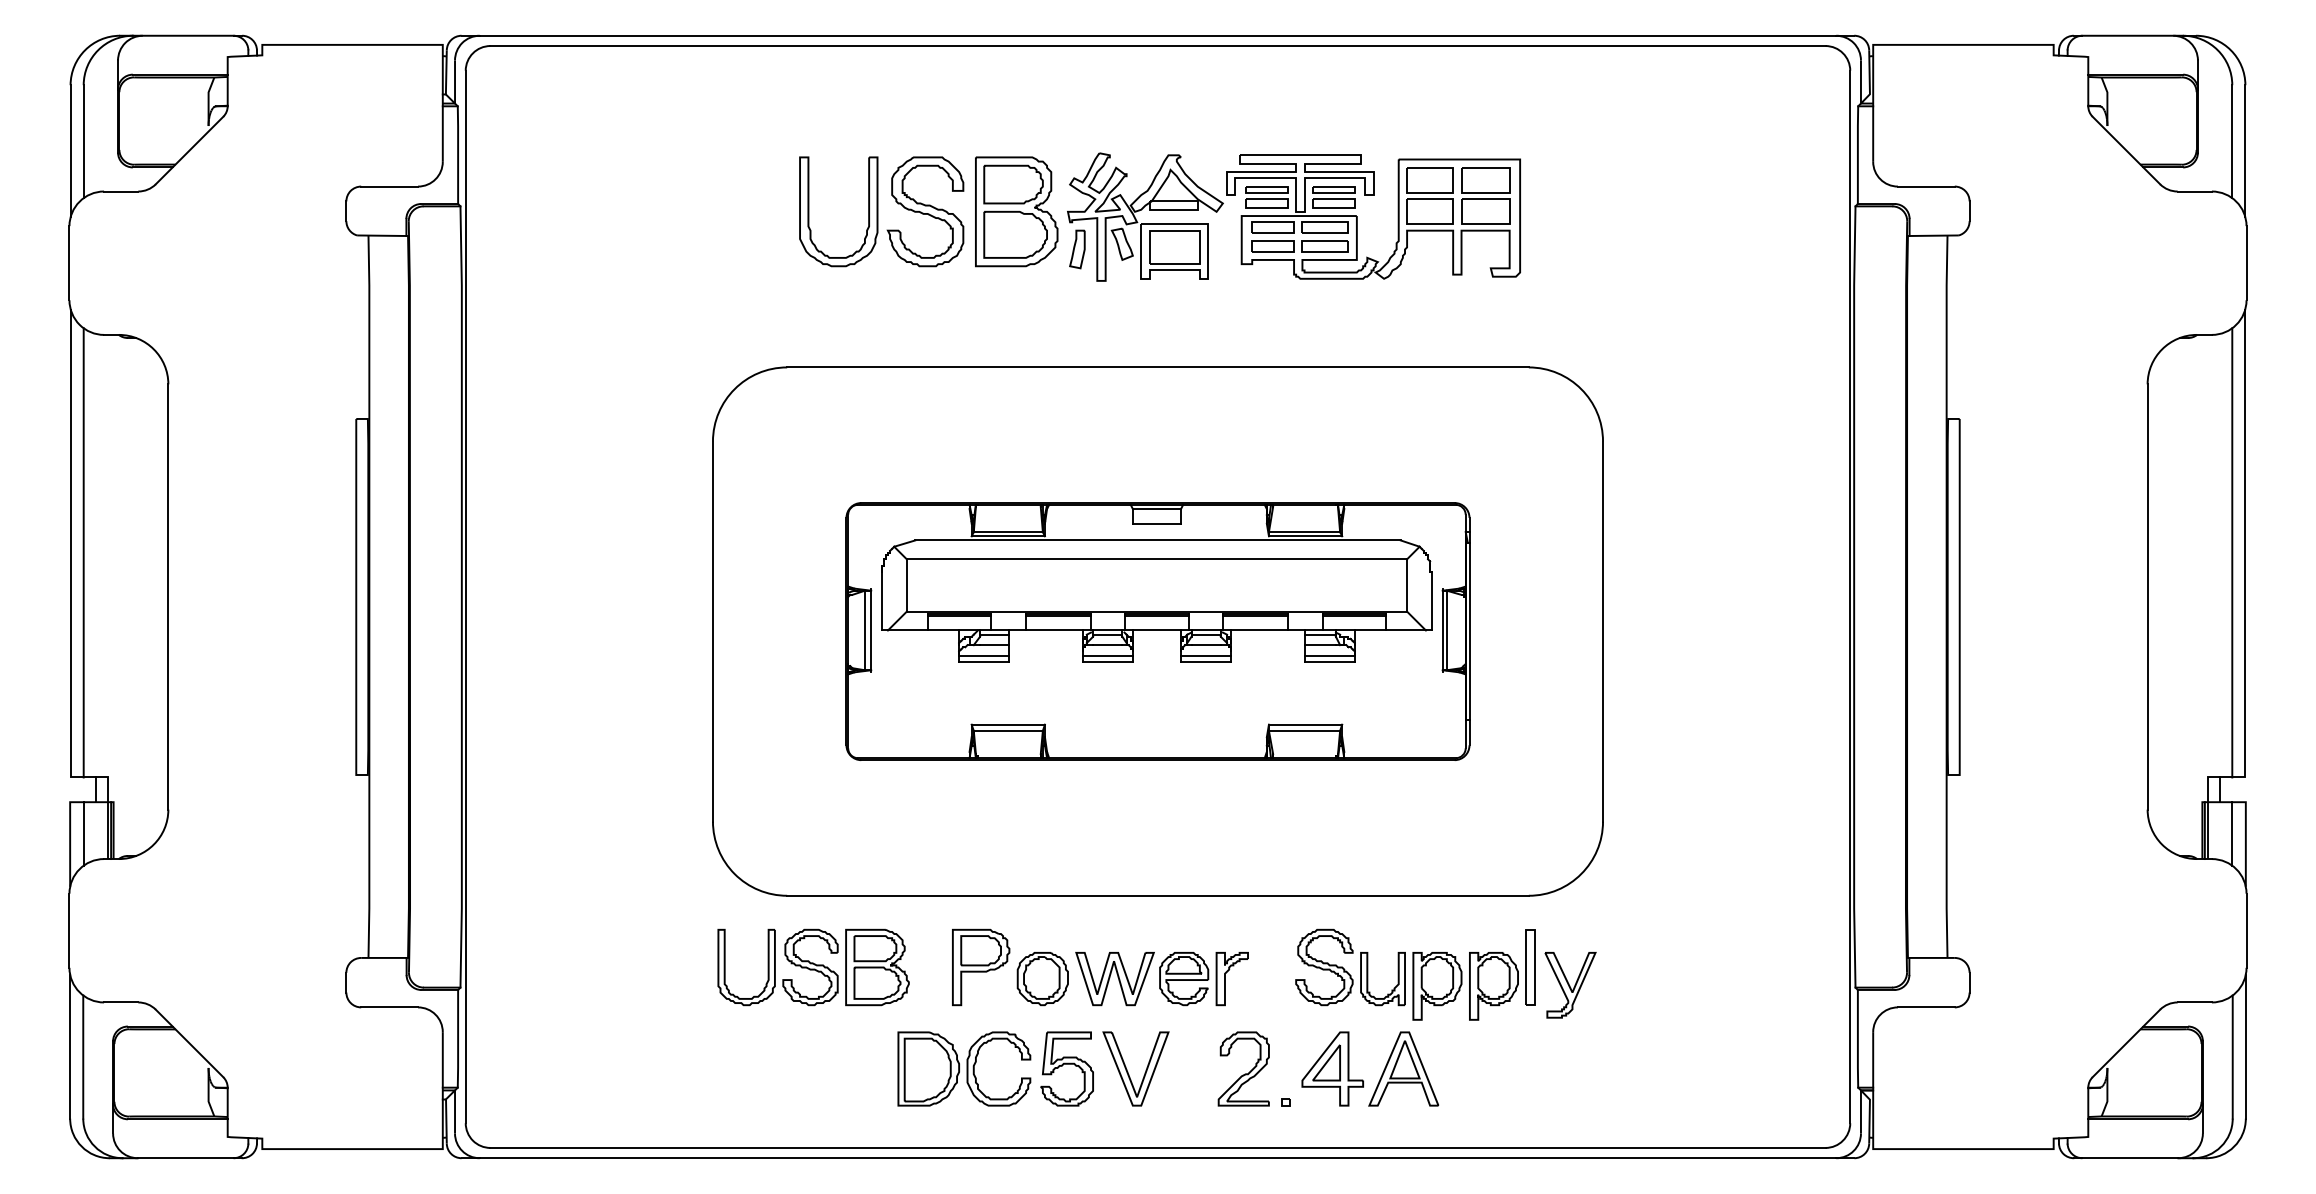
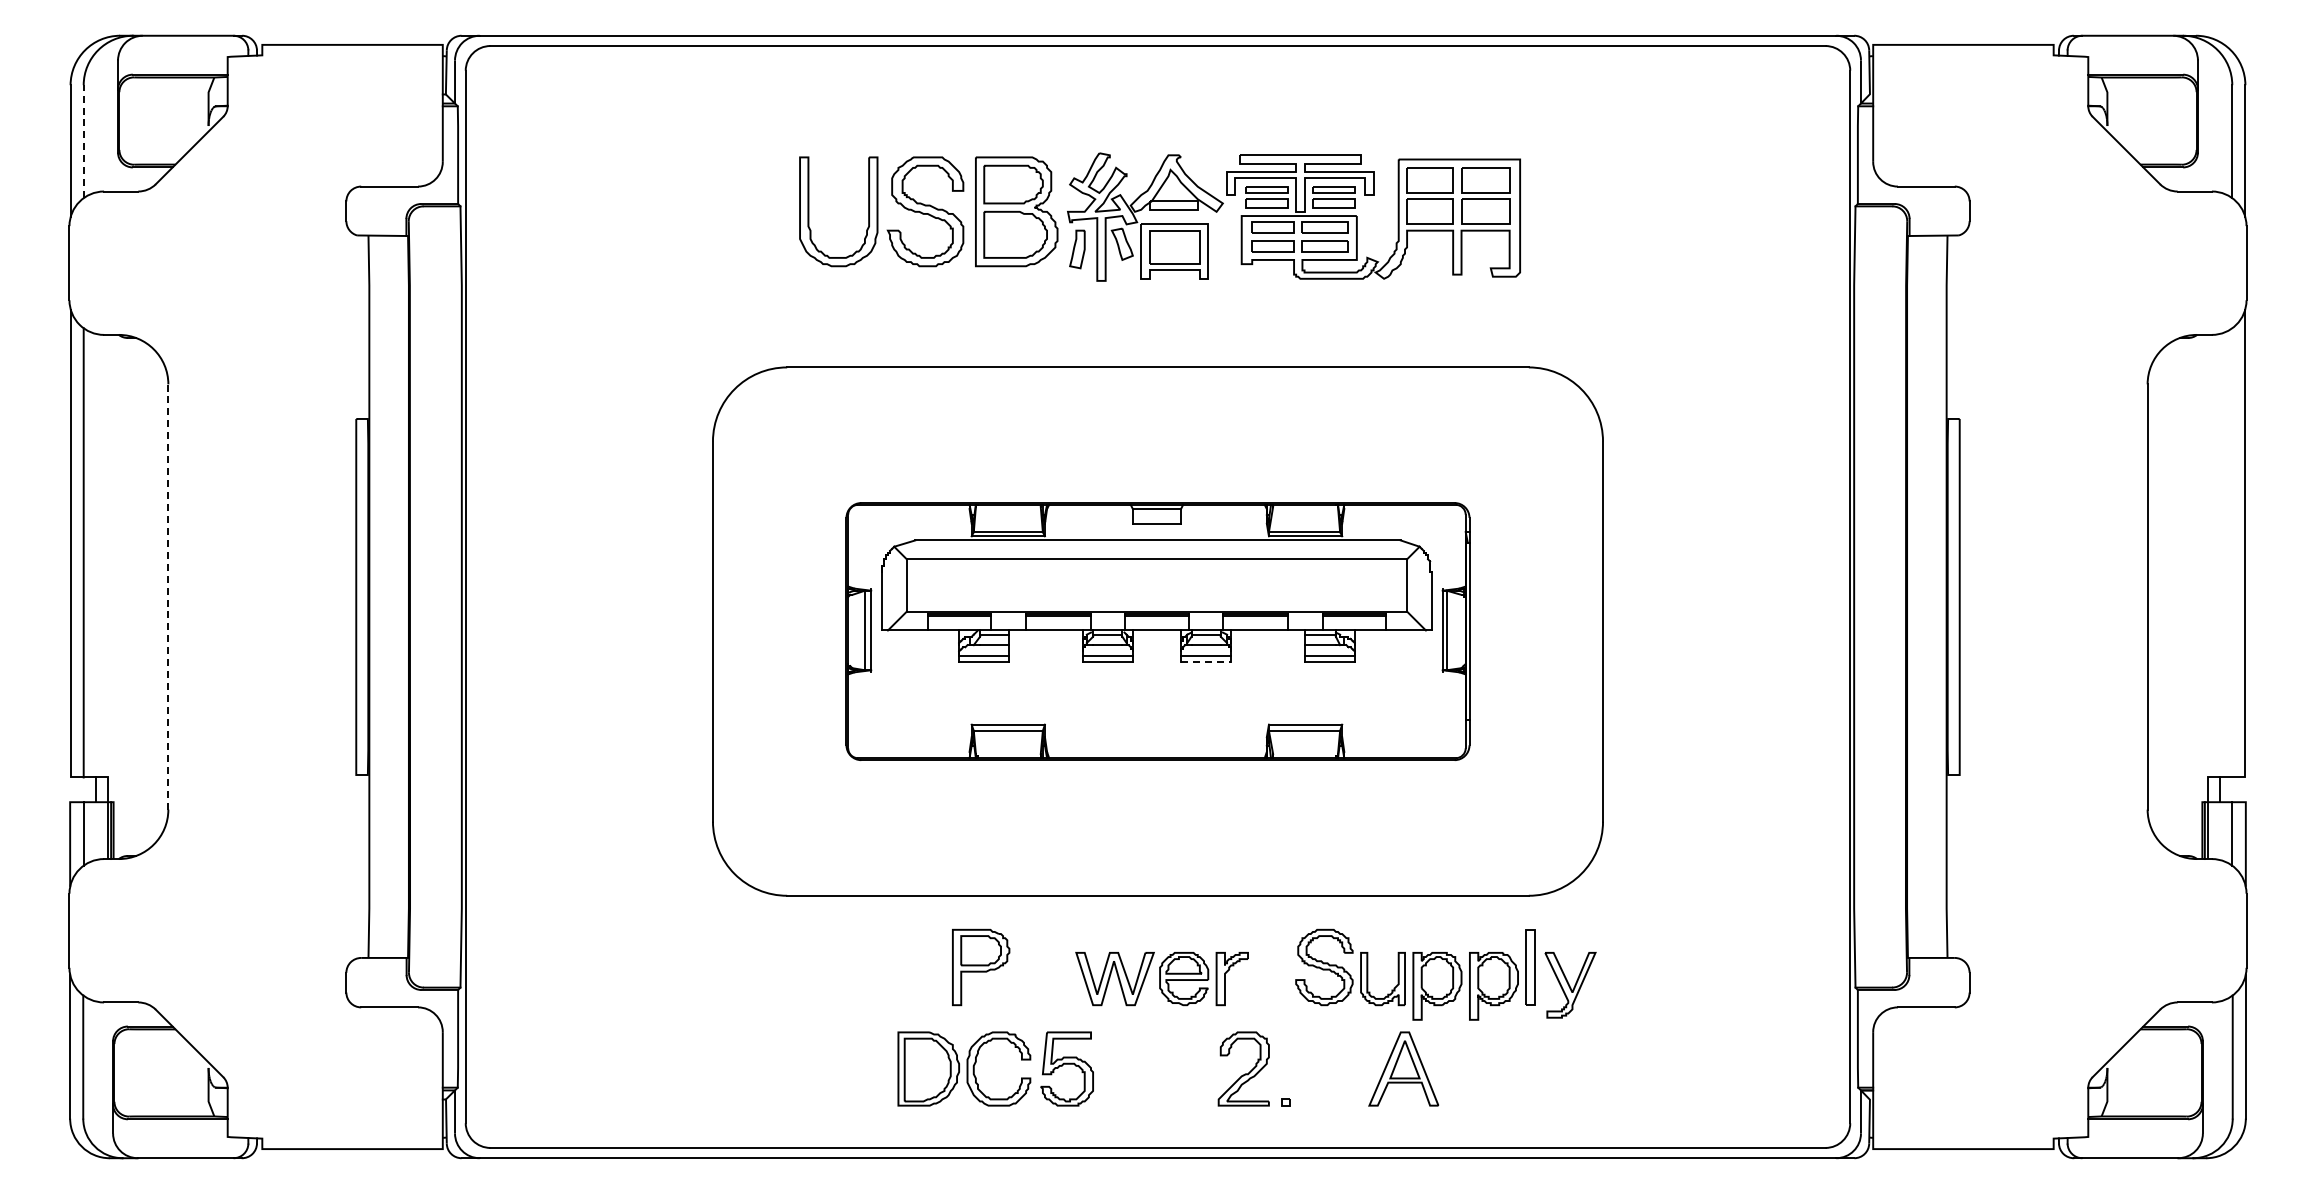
line: solid -> dashed (83, 141)
line: present -> none (2232, 552)
line: solid -> dashed (168, 596)
line: solid -> dashed (1206, 661)
part: present -> none (813, 967)
part: present -> none (1042, 979)
part: present -> none (1332, 1068)
part: present -> none (1128, 1071)
